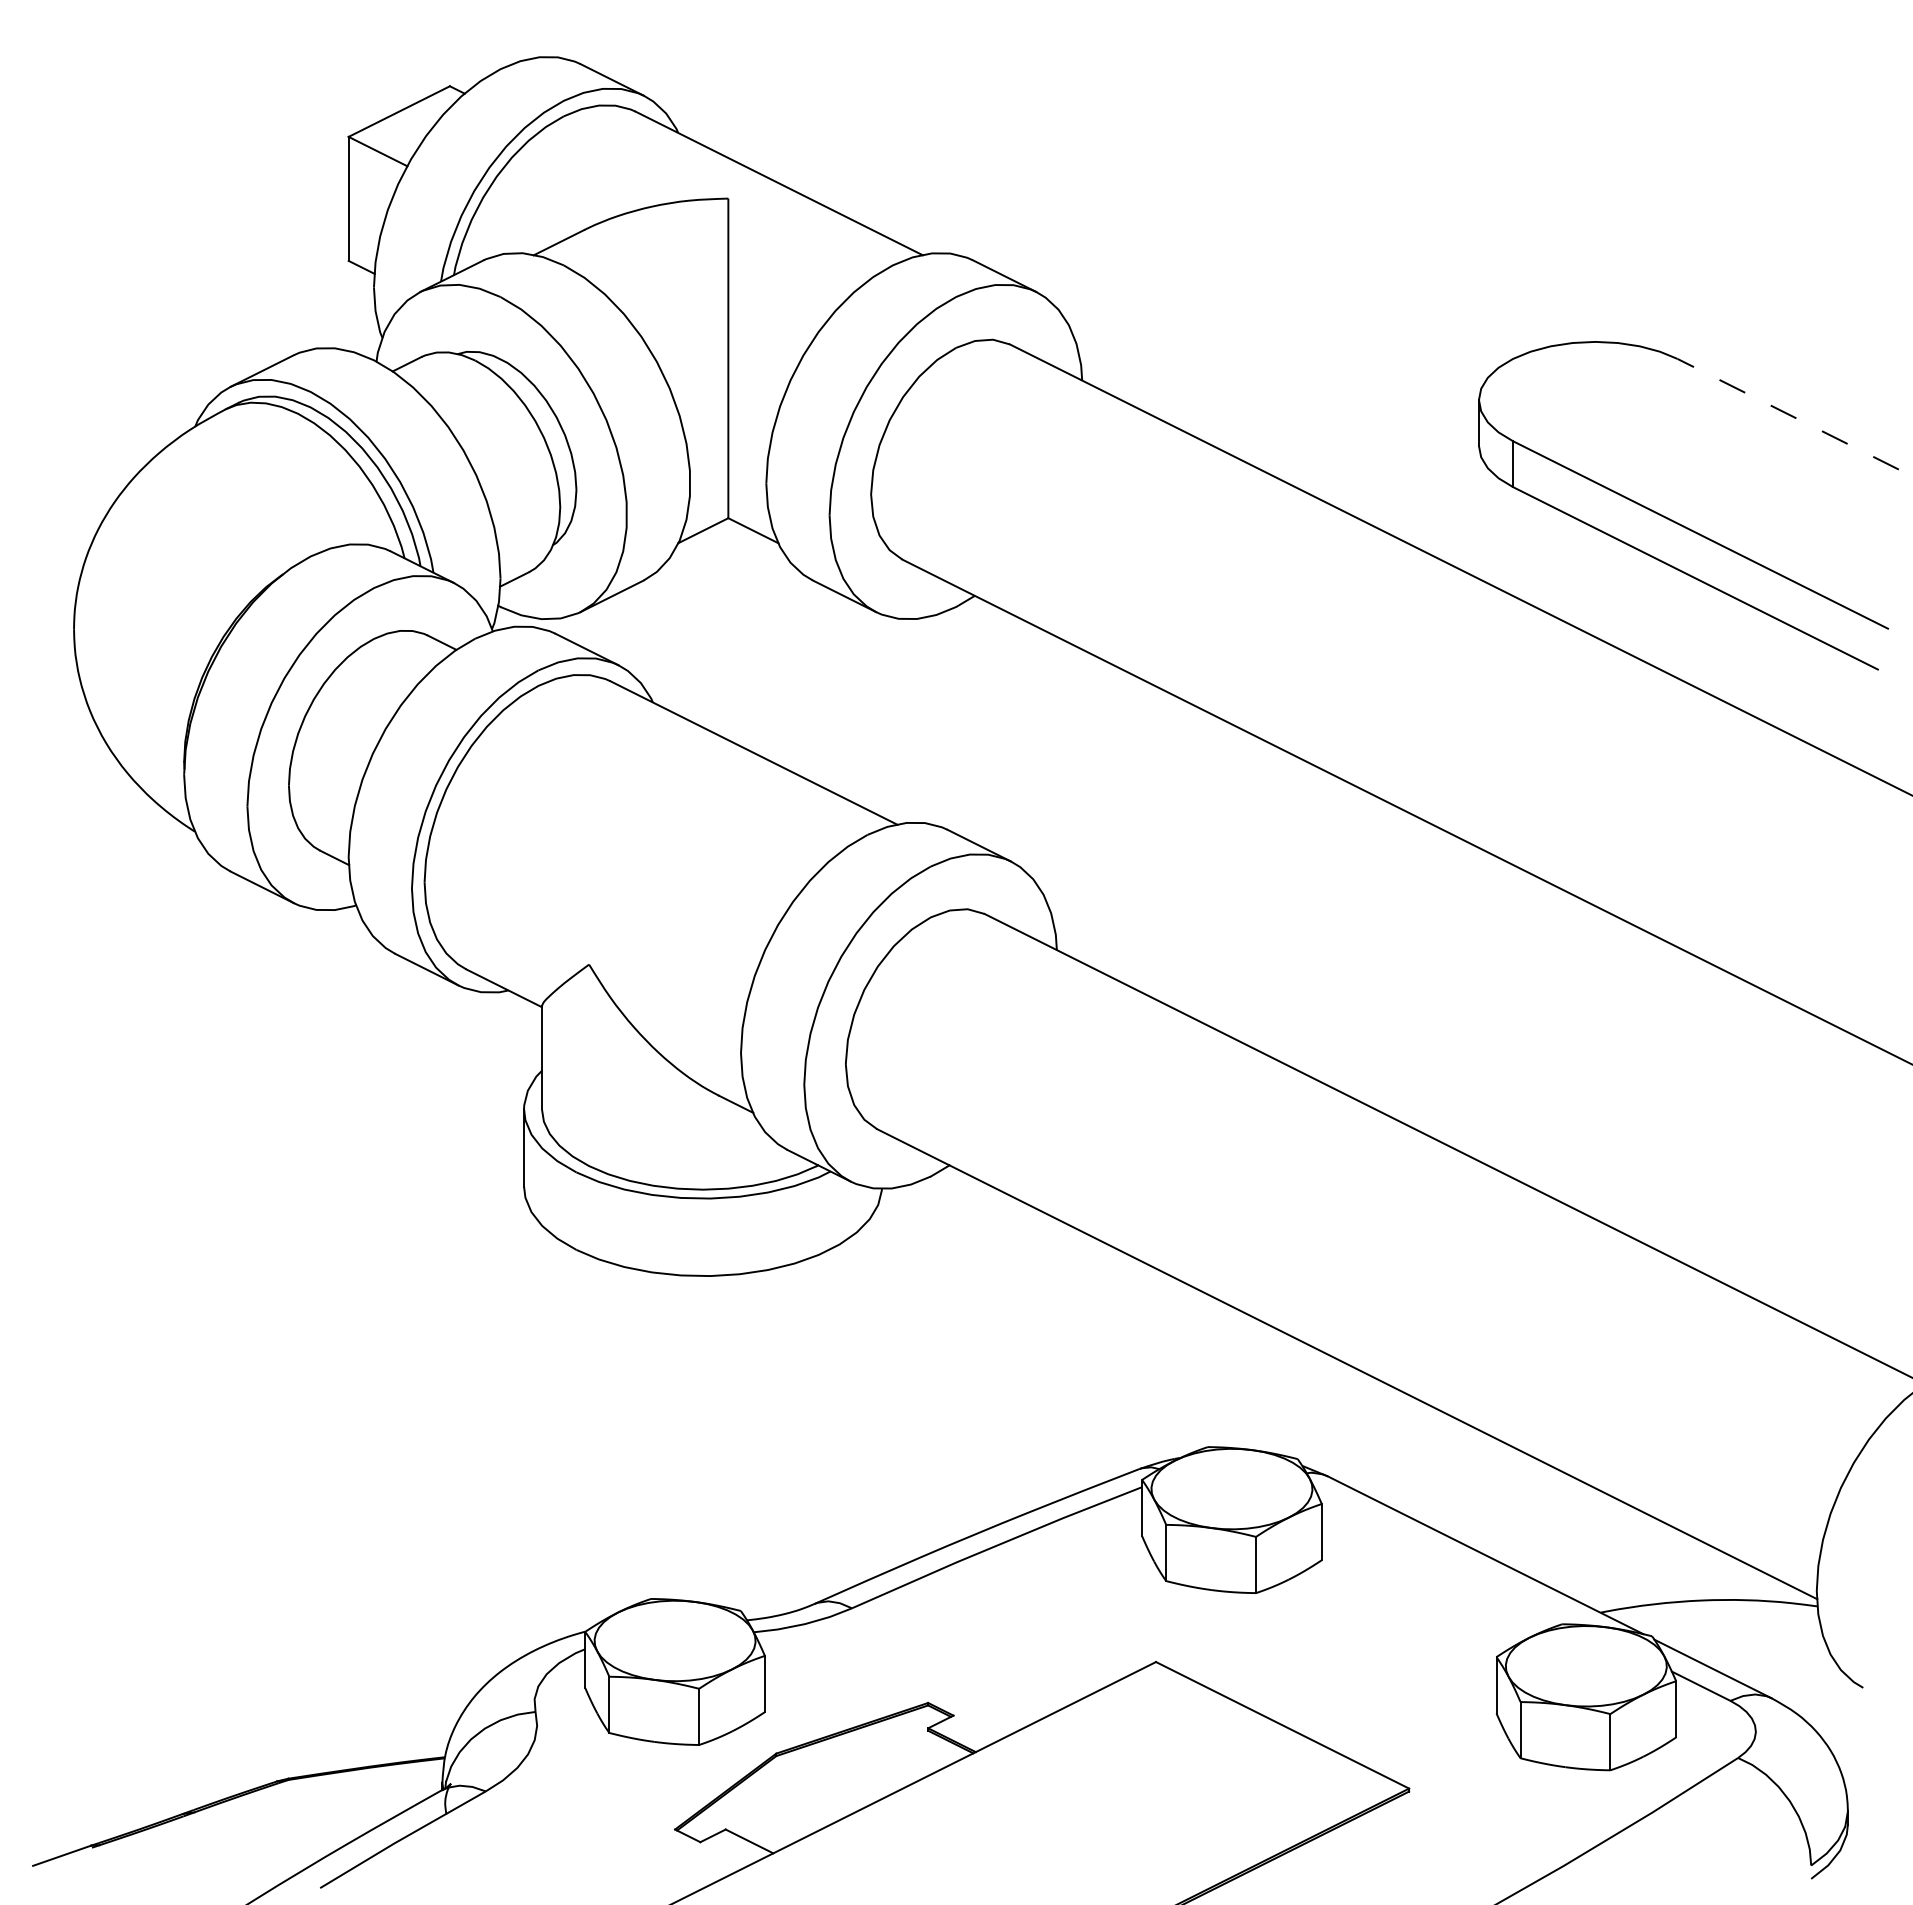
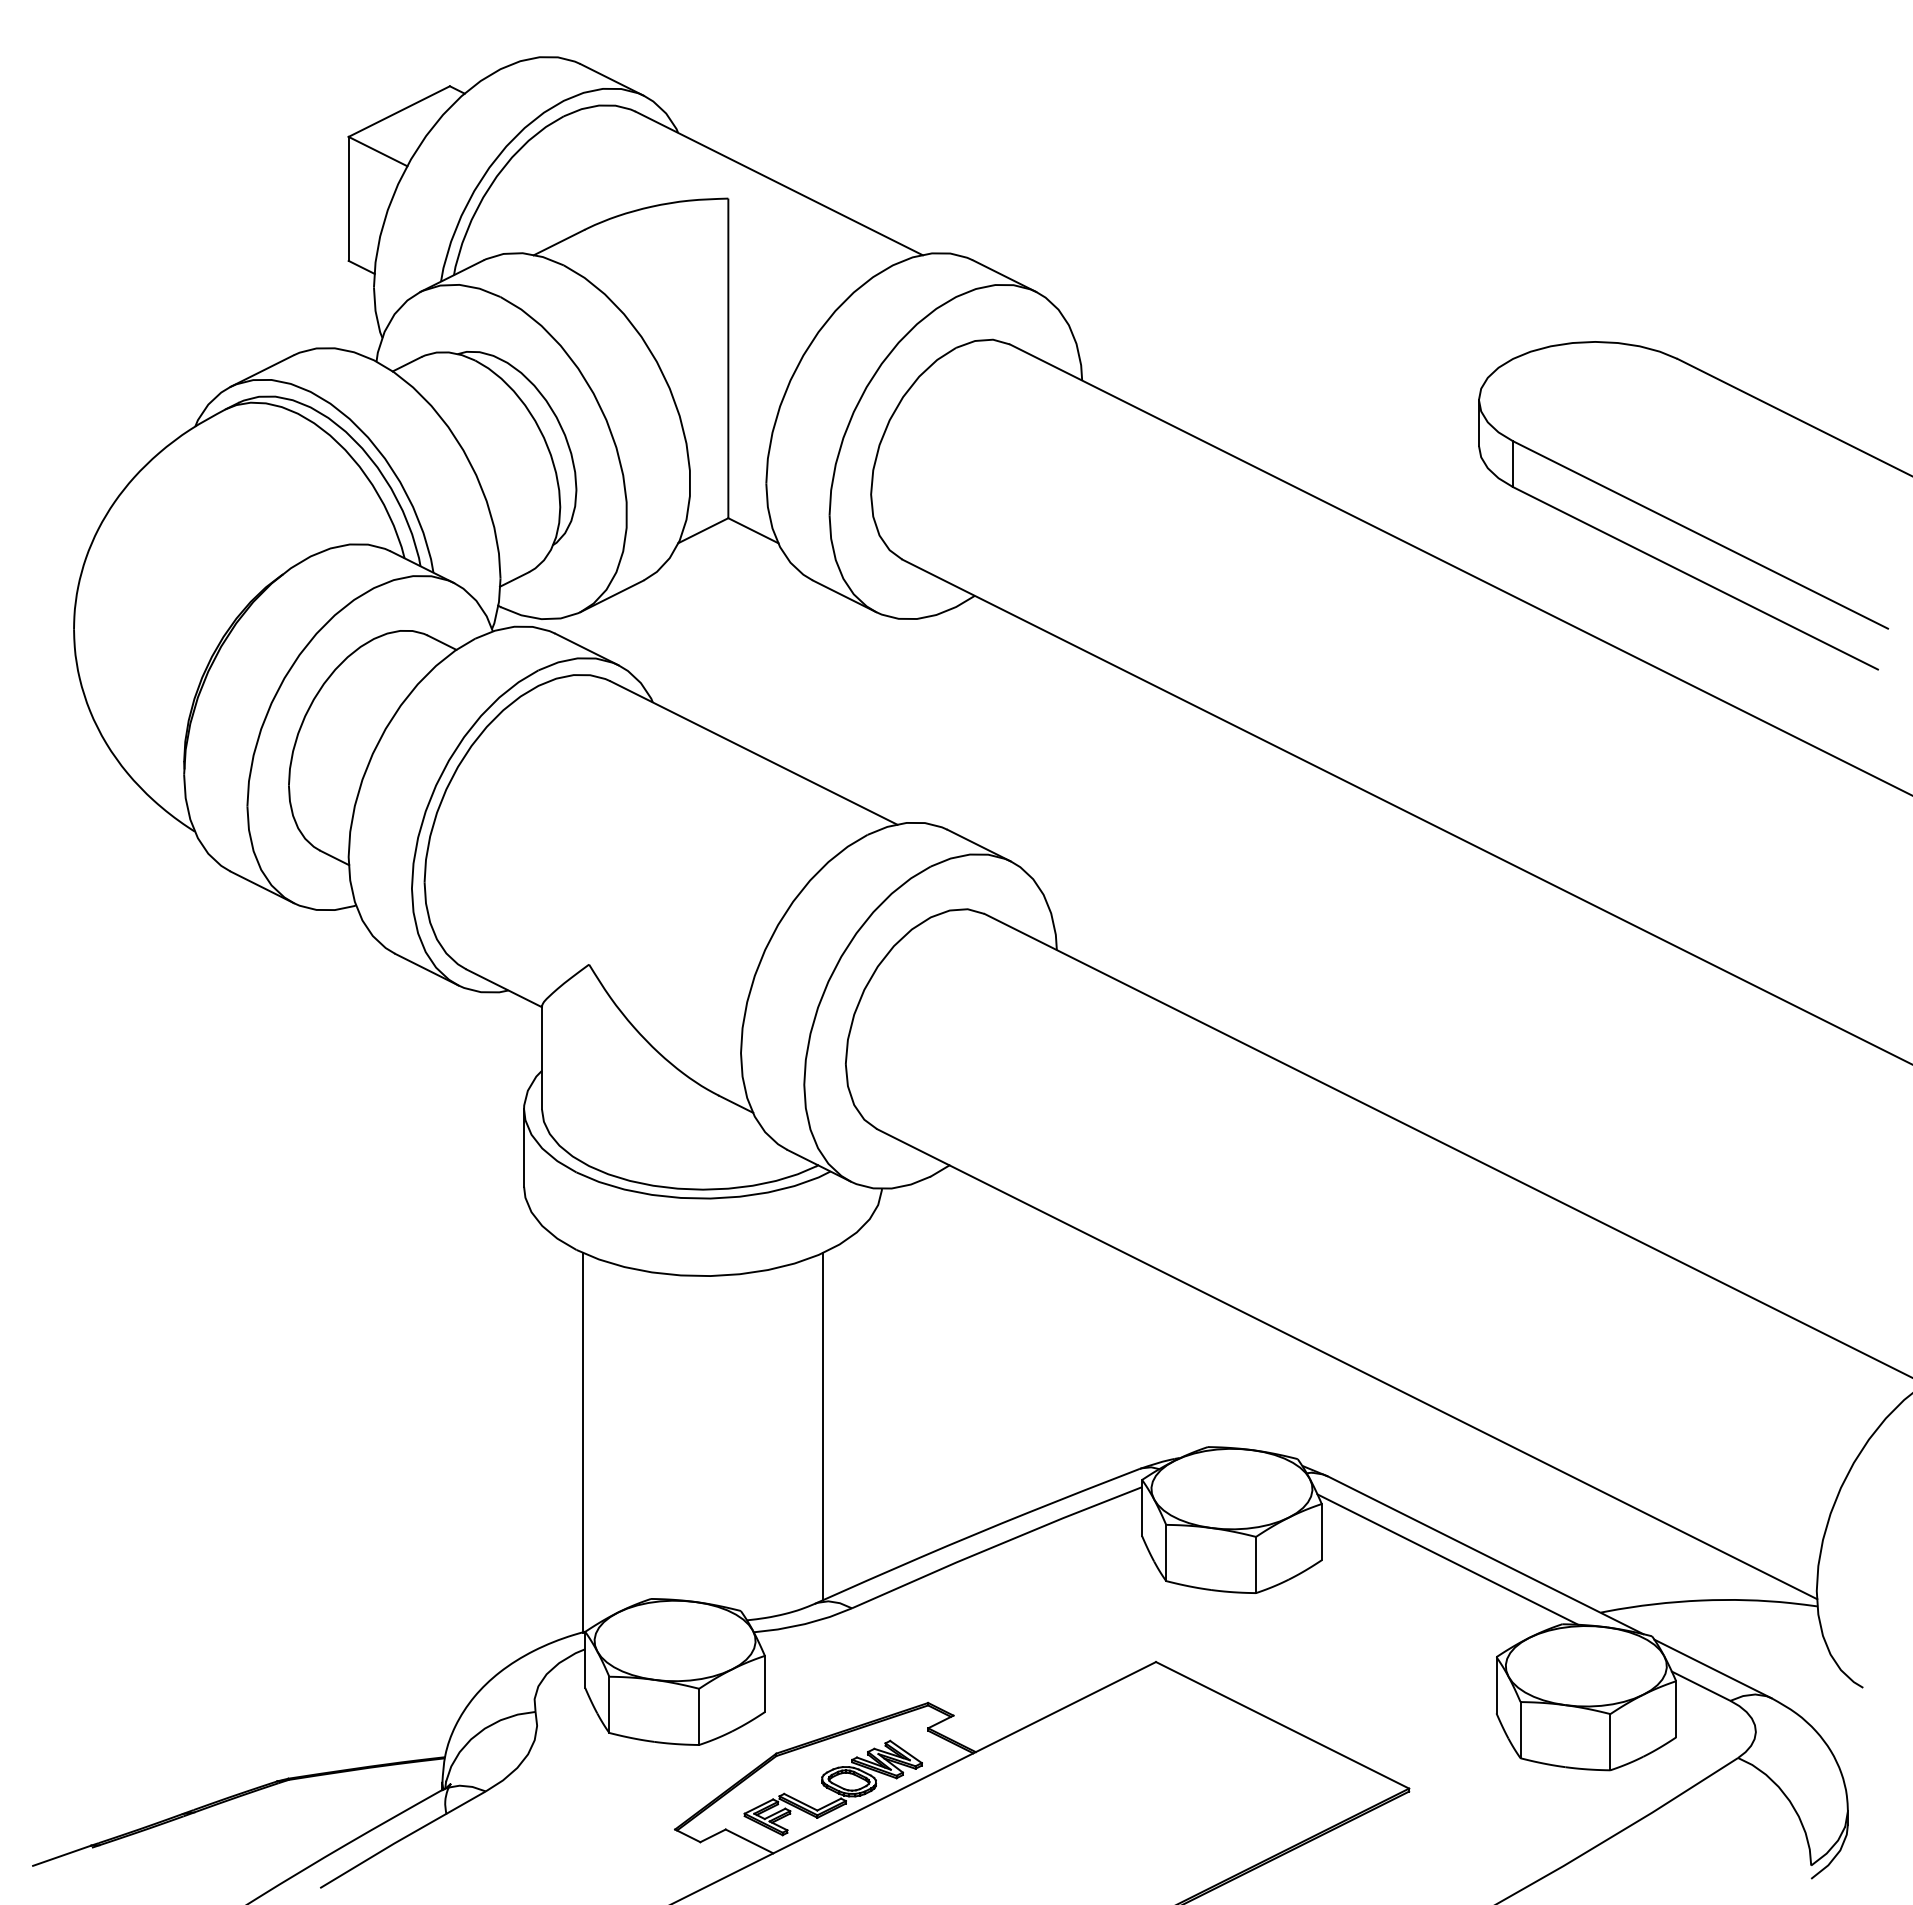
line: dashed -> solid (1794, 417)
line: none -> present (823, 1426)
line: none -> present (582, 1442)
line: none -> present (1447, 1559)
part: none -> present (832, 1787)
